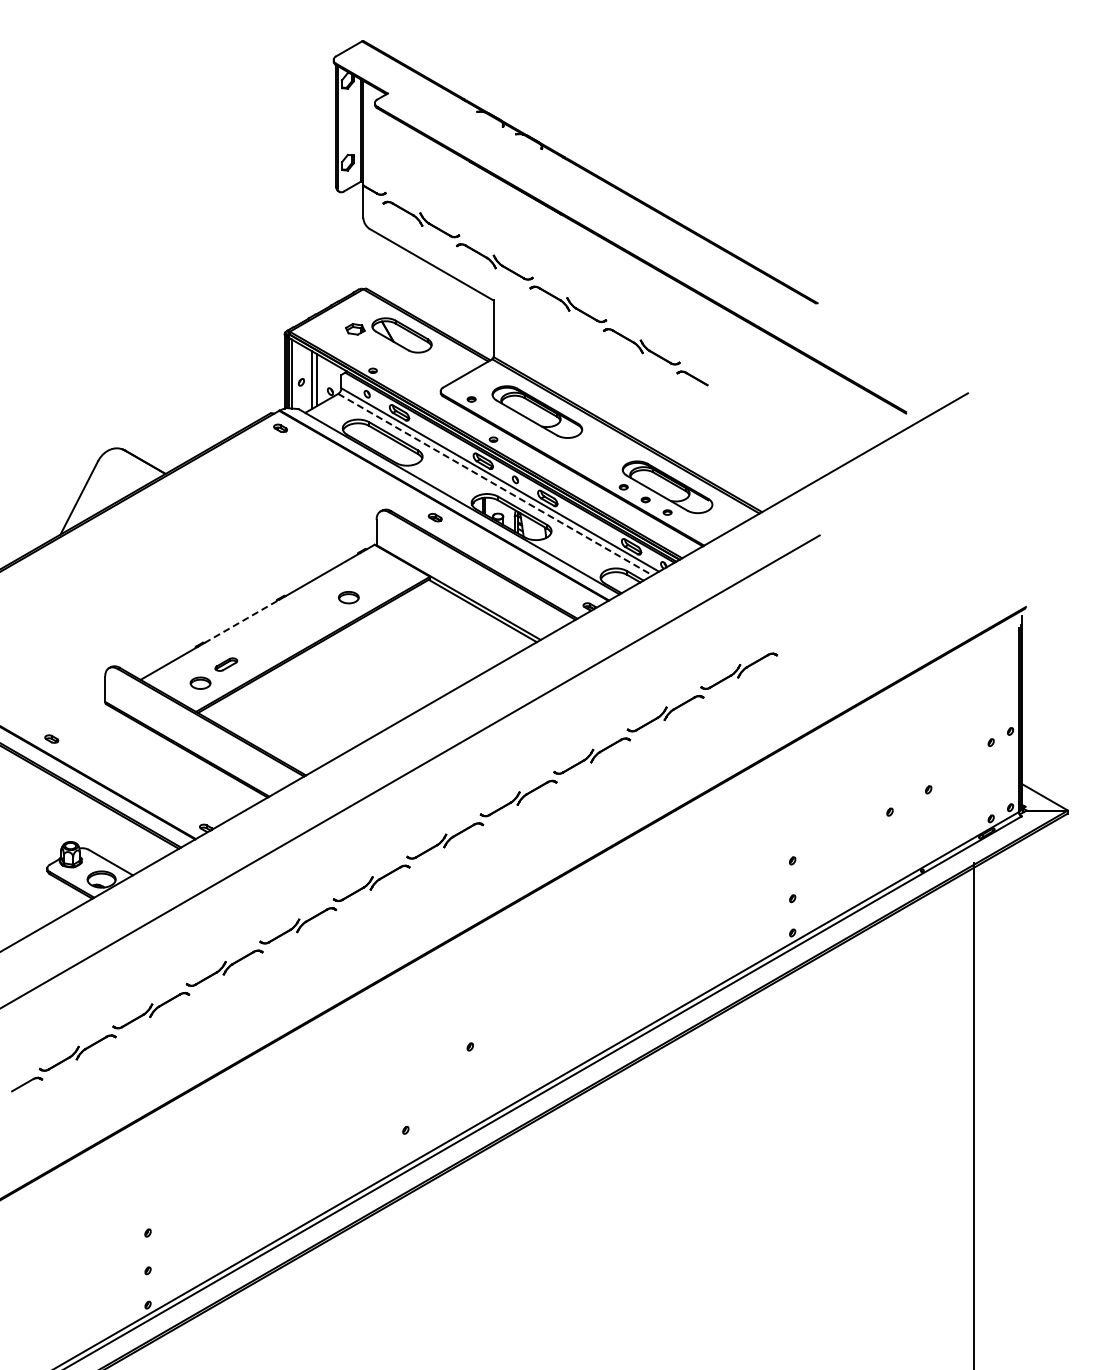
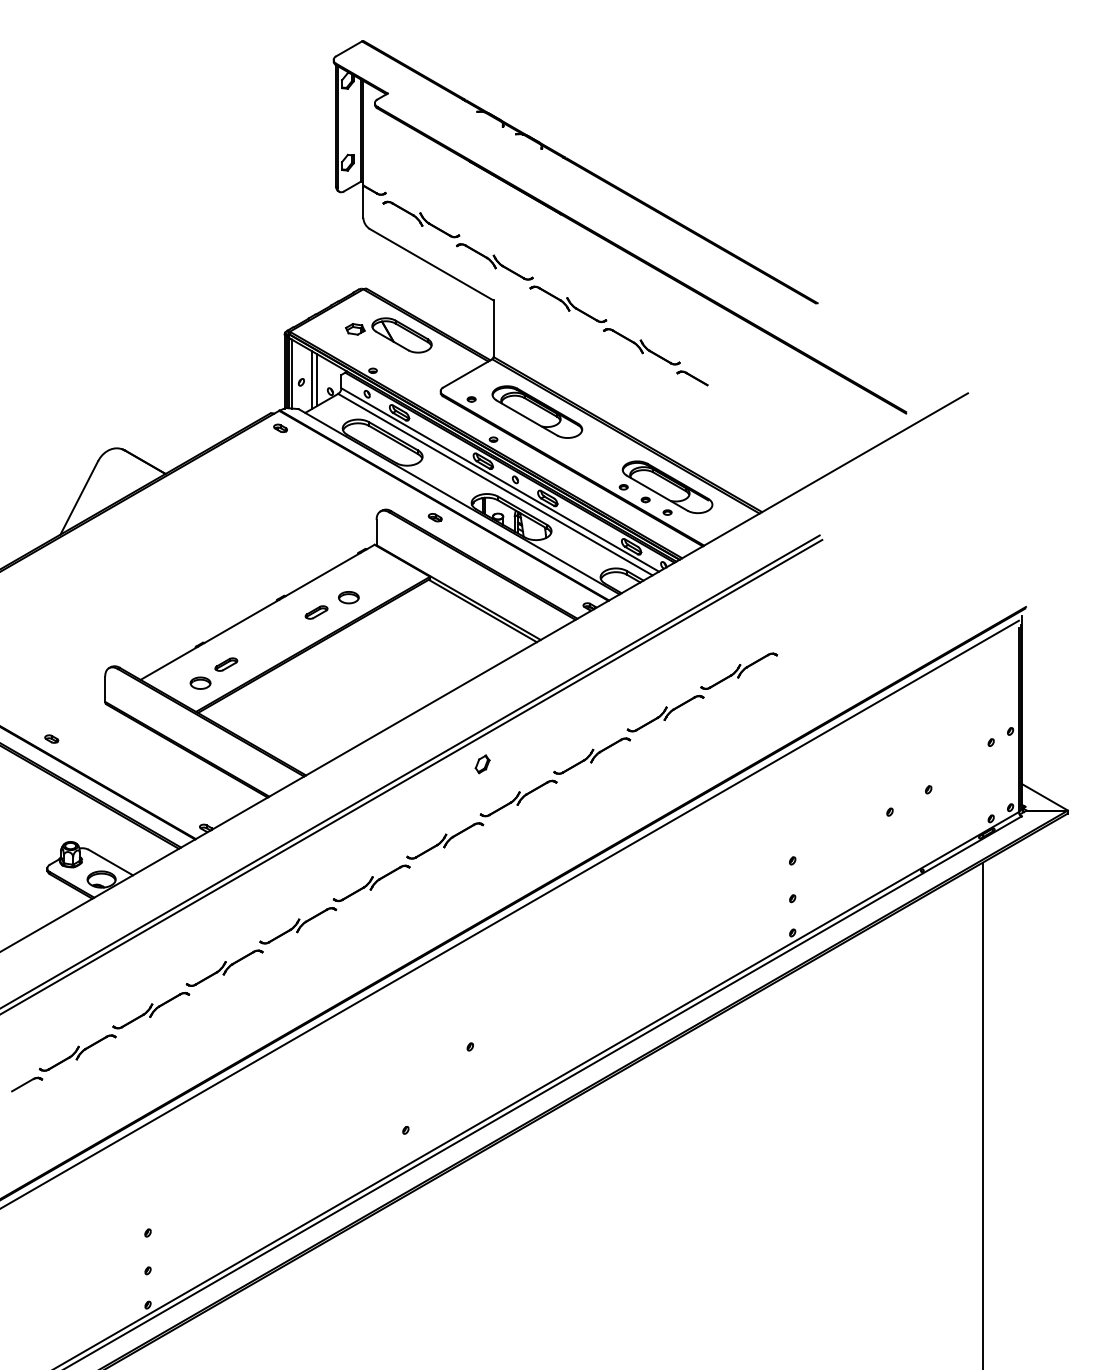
line: dashed -> solid (495, 484)
part: none -> present (316, 612)
line: dashed -> solid (242, 621)
part: none -> present (482, 764)
line: none -> present (412, 776)
line: none -> present (510, 913)
line position: (973, 1114) -> (982, 1114) (982, 1114)
